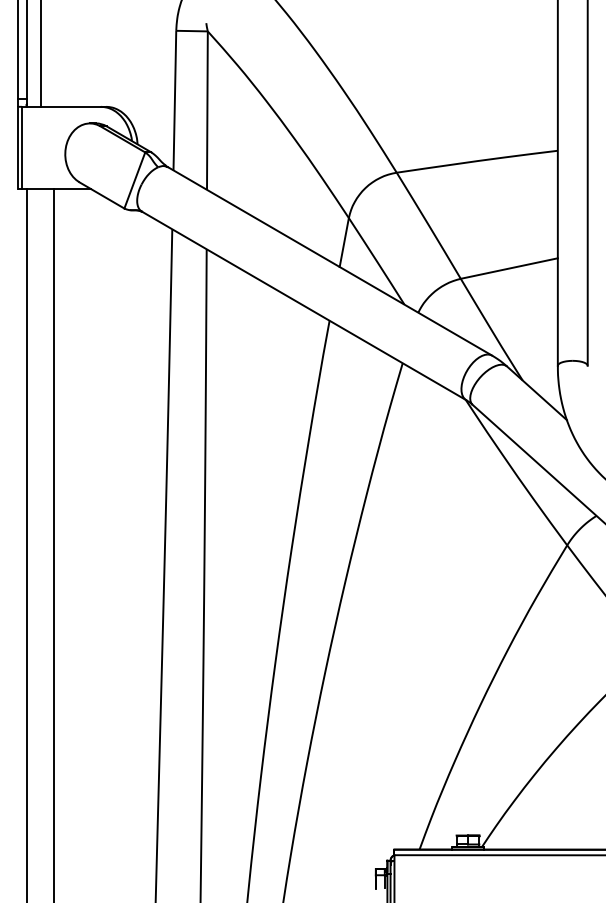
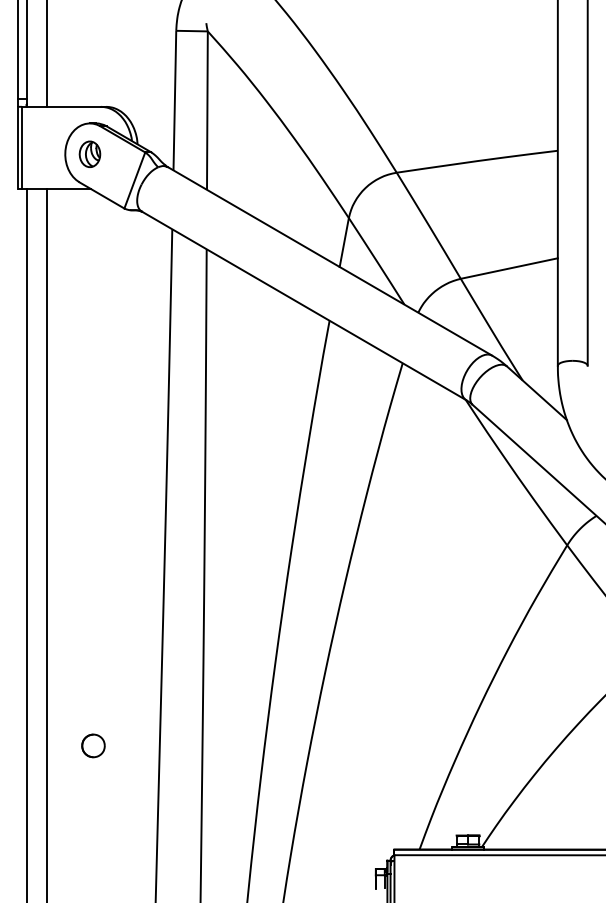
line position: (40, 54) -> (46, 54) (46, 54)
part: none -> present (89, 153)
line position: (53, 544) -> (46, 544) (46, 544)
part: none -> present (93, 745)
